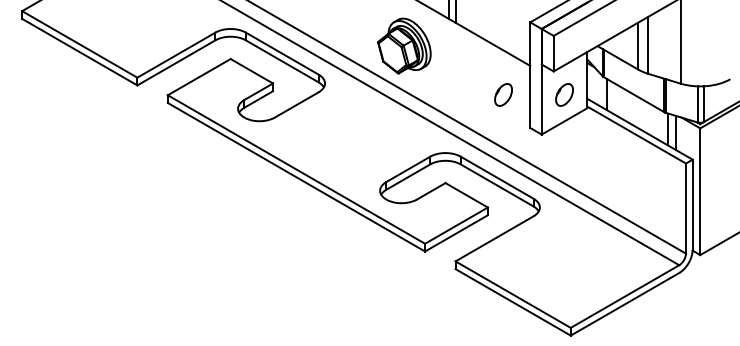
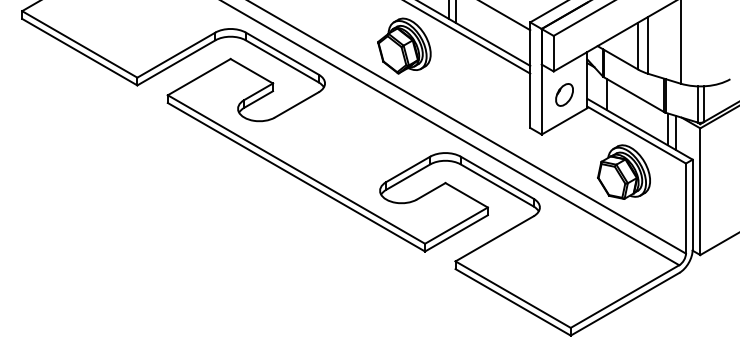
line: none -> present (505, 16)
line: none -> present (468, 37)
part: present -> none (503, 94)
part: none -> present (623, 171)
